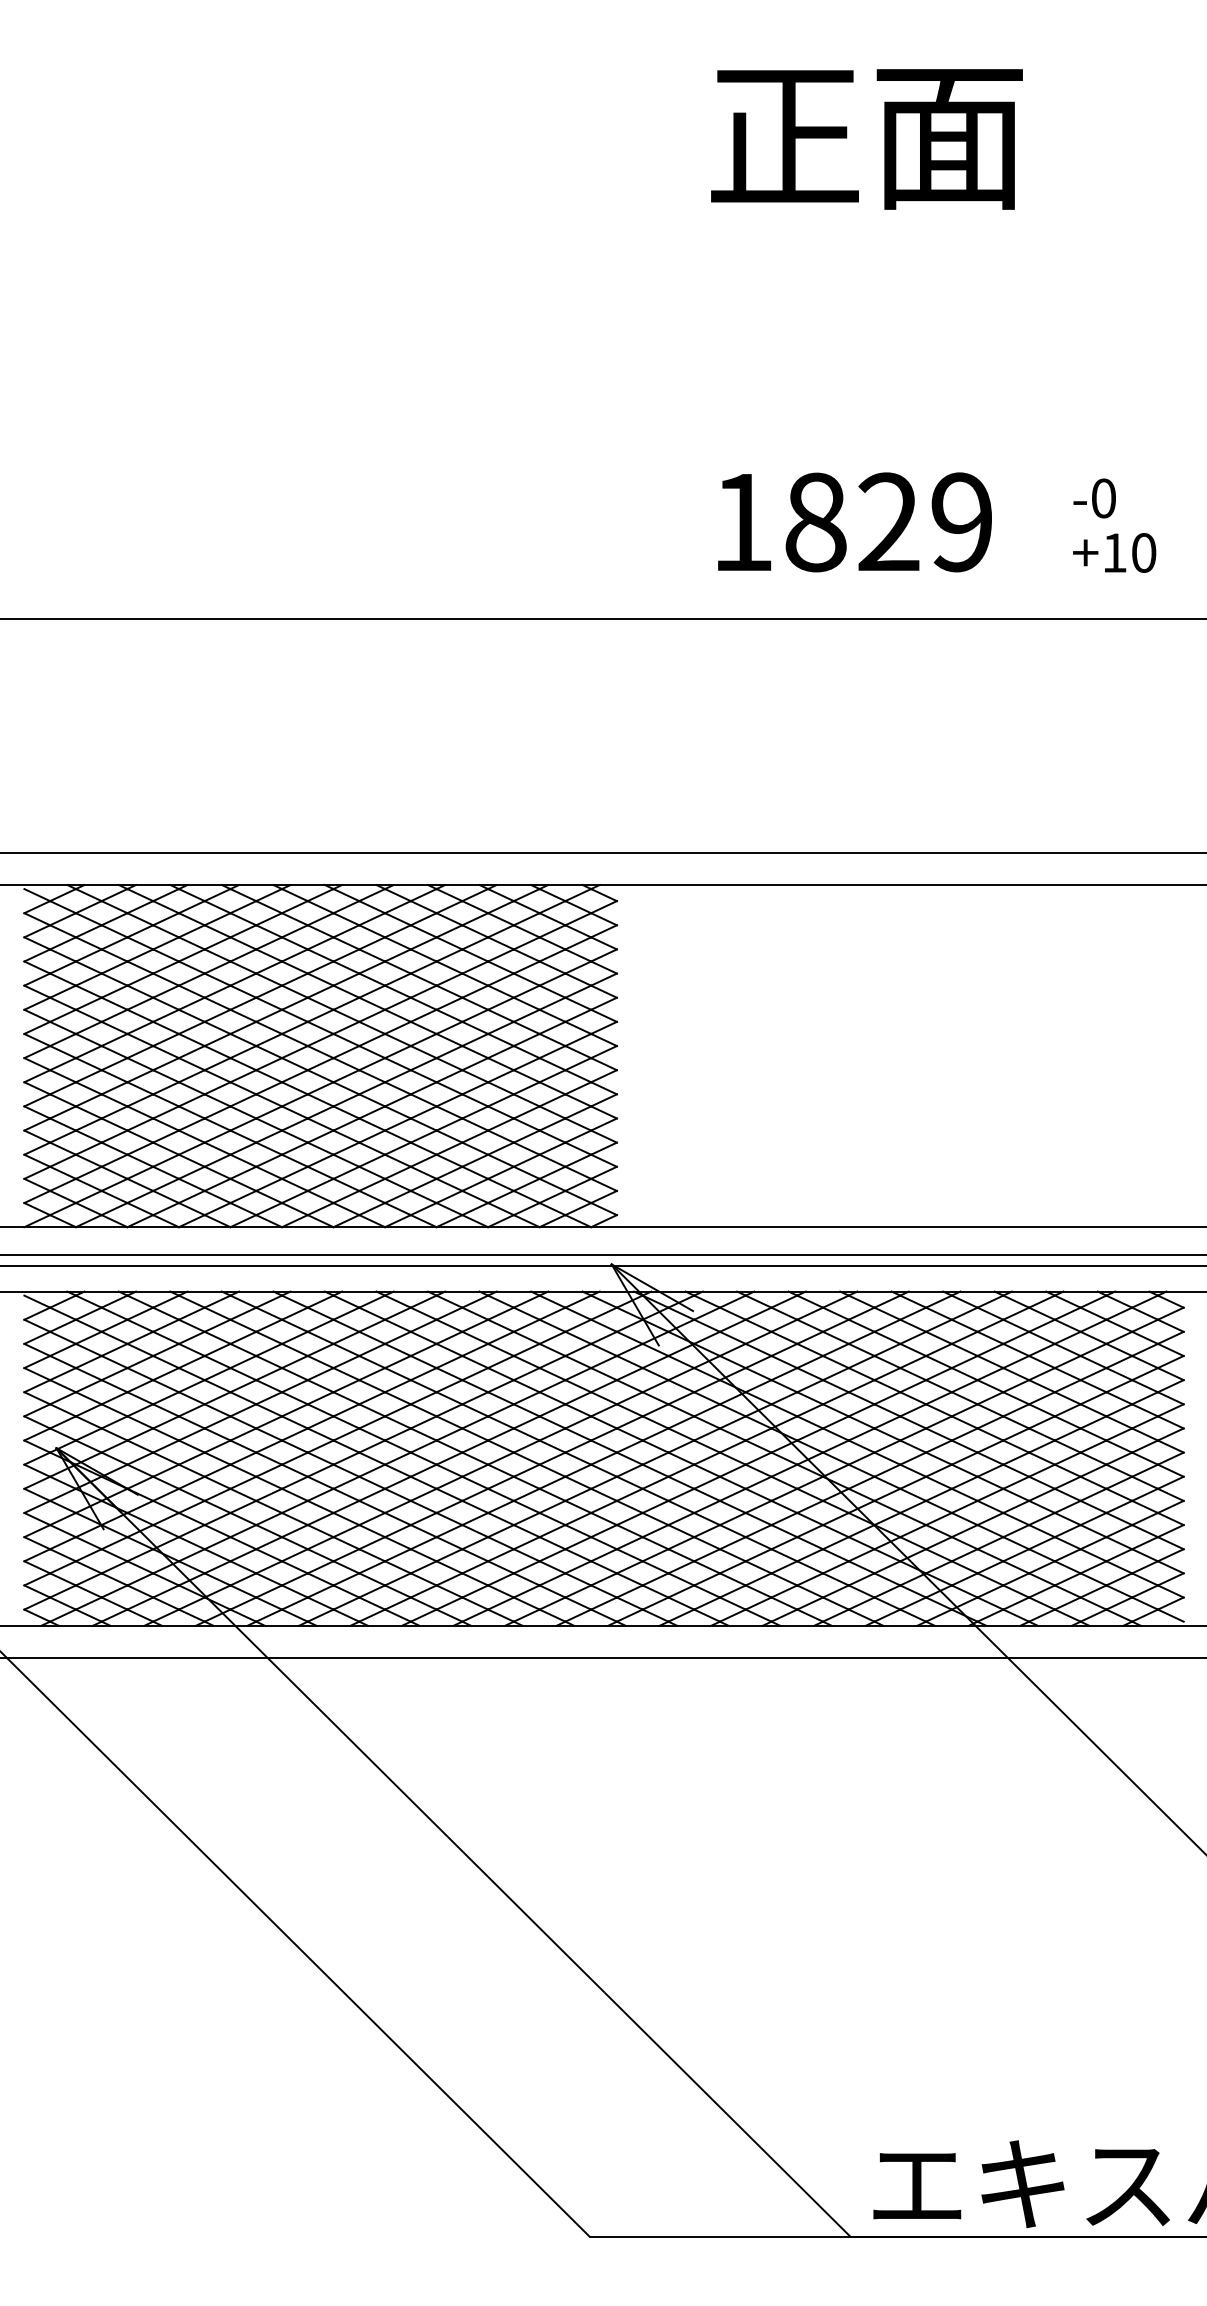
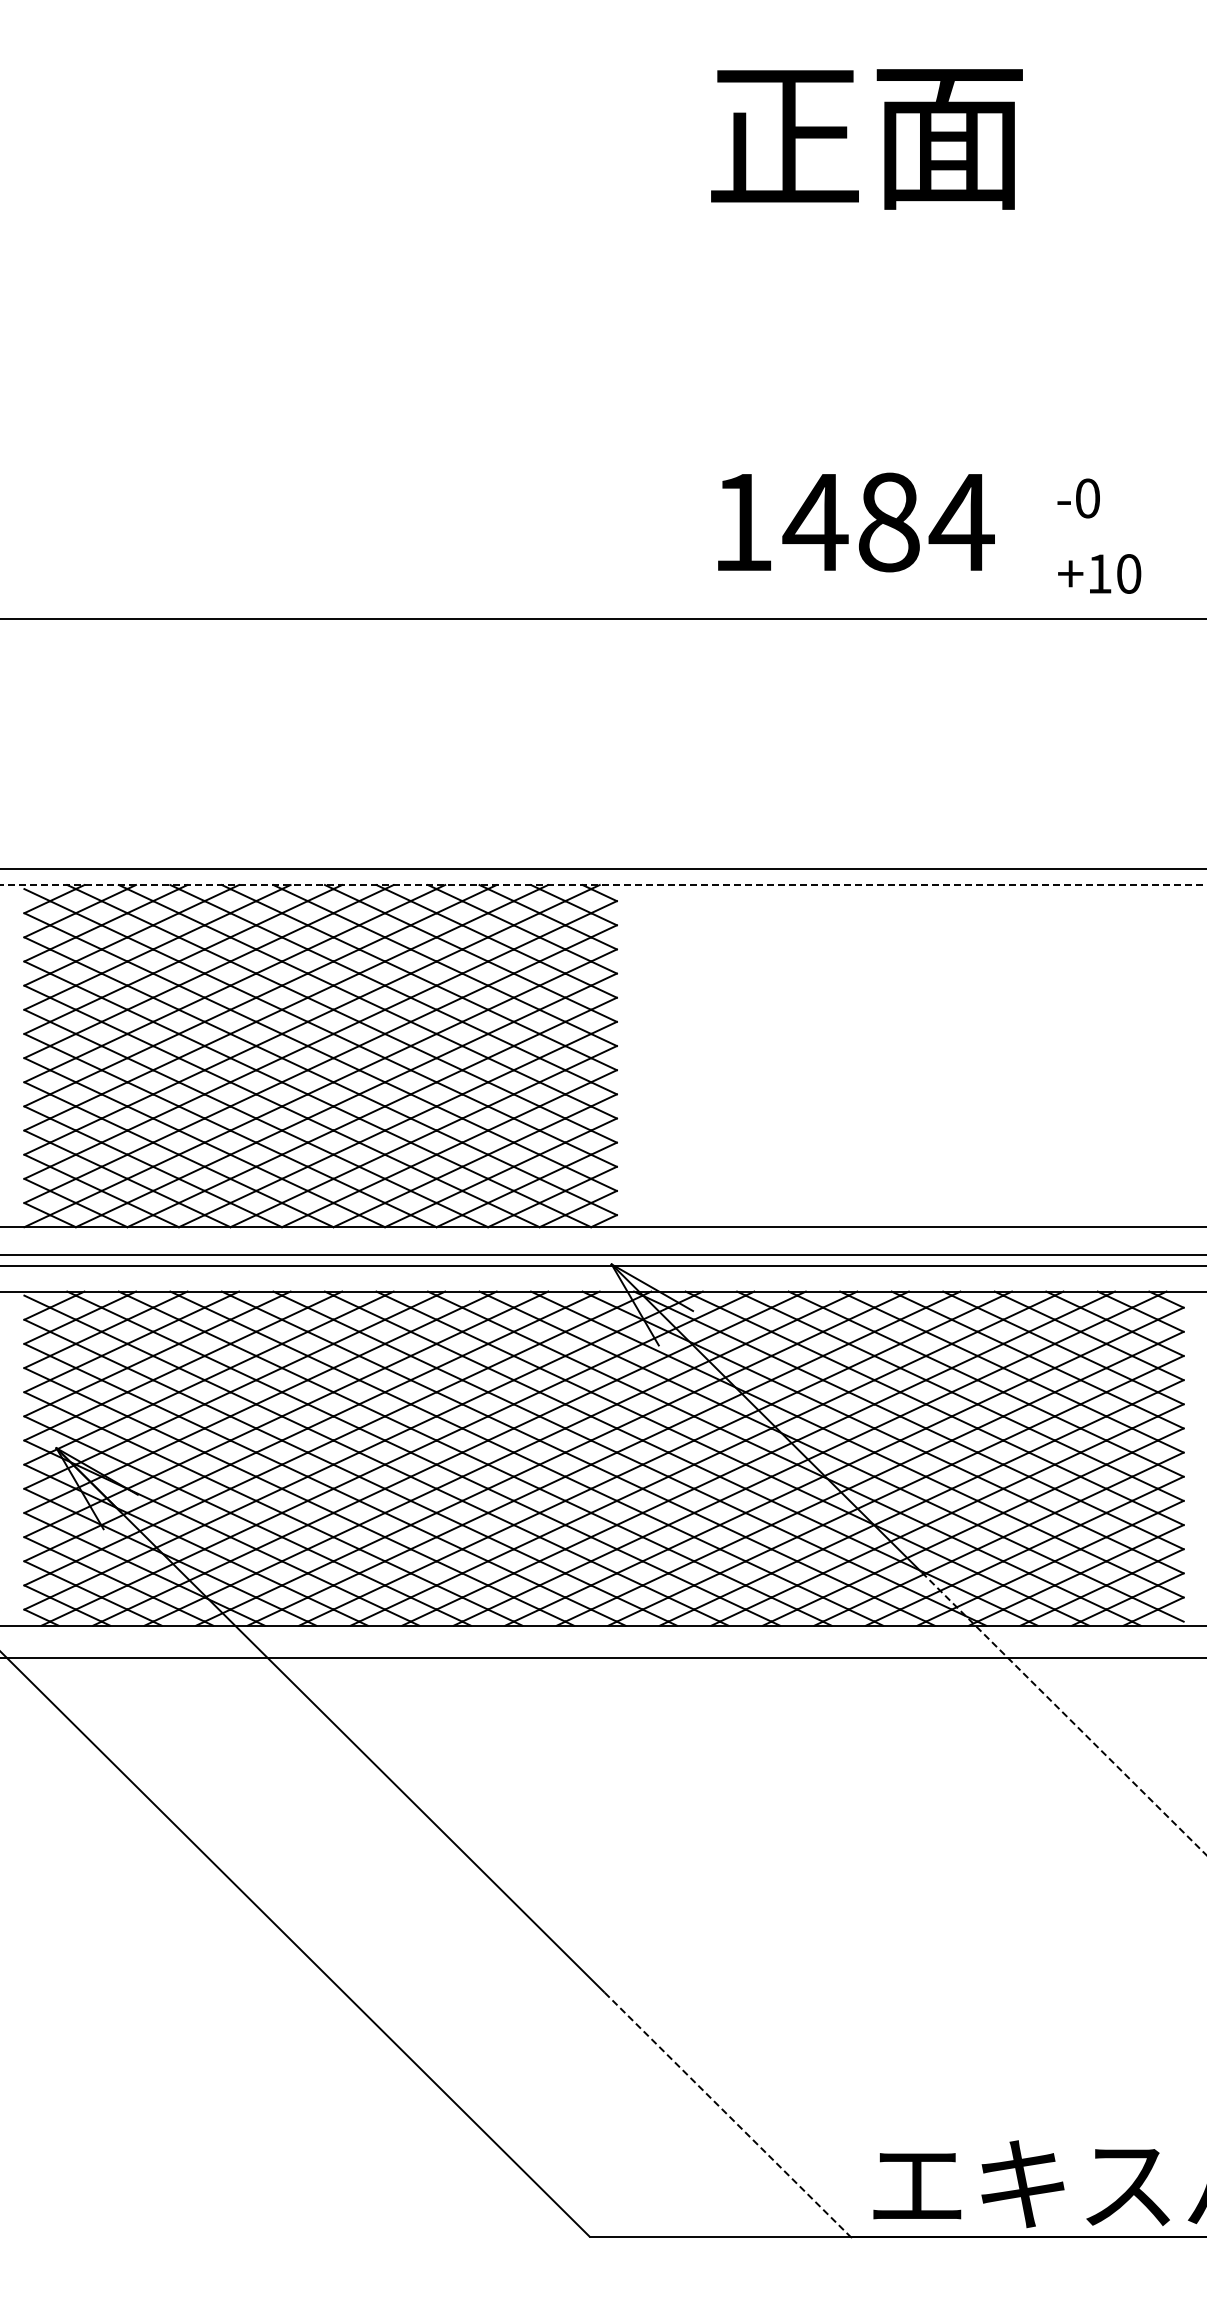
text position: (1094, 498) -> (1078, 498) (1078, 498)
text: 1829 -> 1484 (888, 522)
text position: (1114, 552) -> (1099, 573) (1099, 573)
line position: (602, 852) -> (602, 868) (602, 868)
line: solid -> dashed (603, 885)
line: solid -> dashed (1064, 1713)
line: solid -> dashed (727, 2115)
